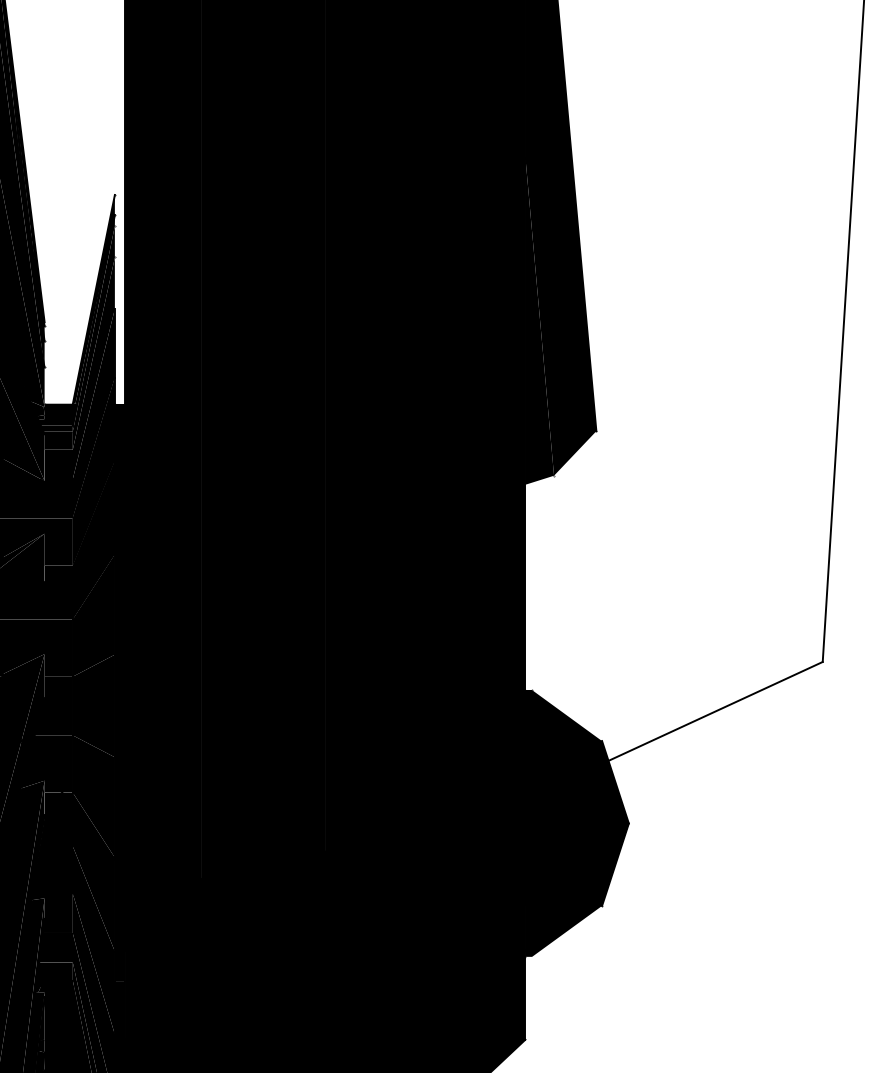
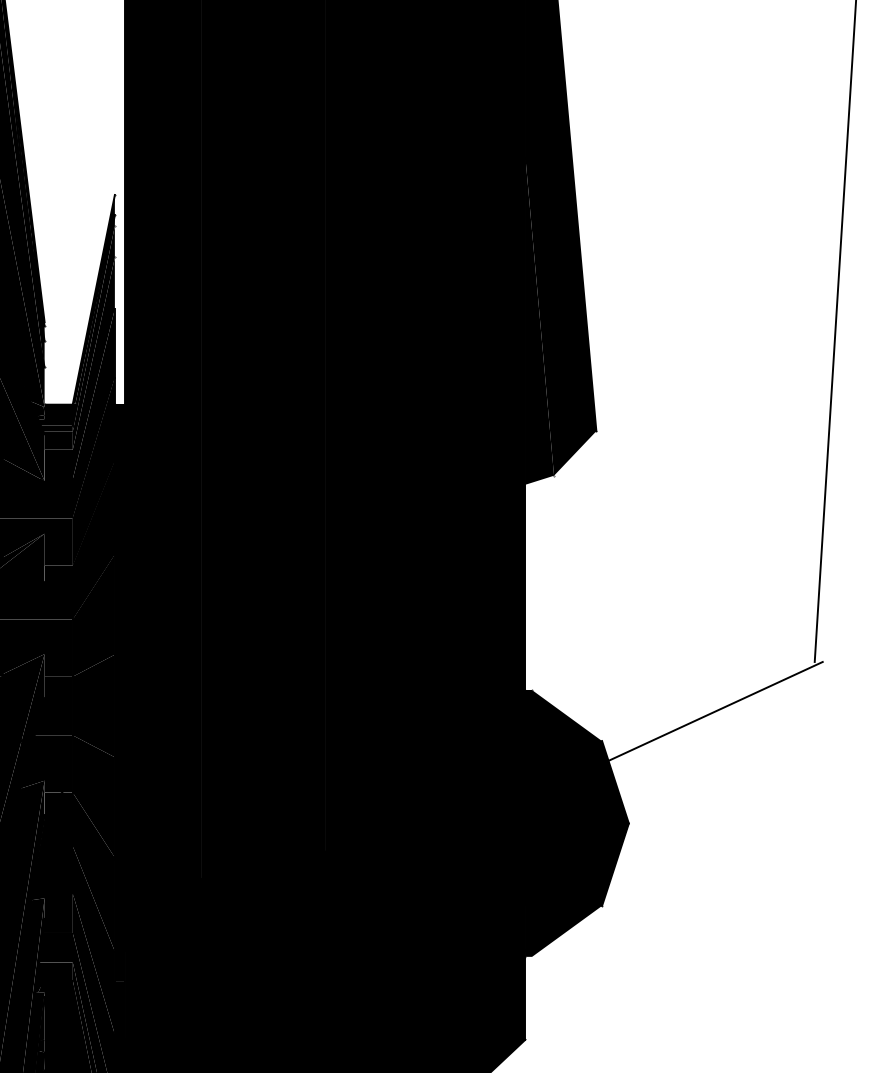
line position: (842, 331) -> (834, 331) (834, 331)
